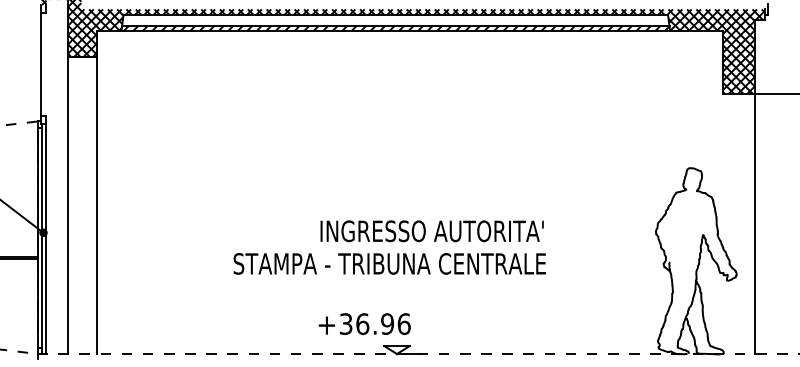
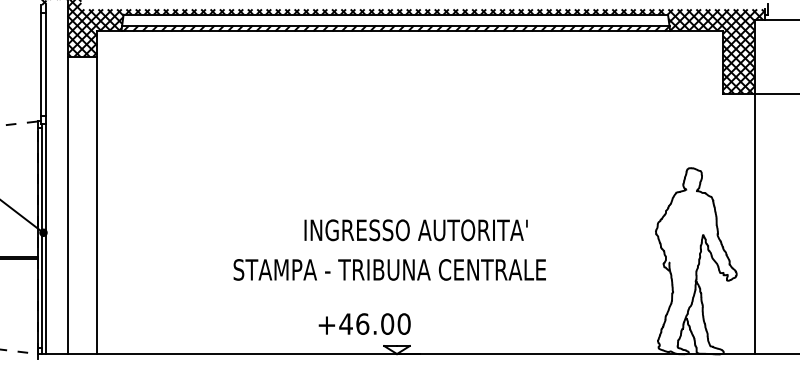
line: none -> present (780, 20)
line: none -> present (46, 63)
text position: (431, 231) -> (415, 230) (415, 230)
text position: (389, 263) -> (389, 269) (389, 269)
text: +36.96 -> +46.00 (374, 323)
line: dashed -> solid (418, 354)
